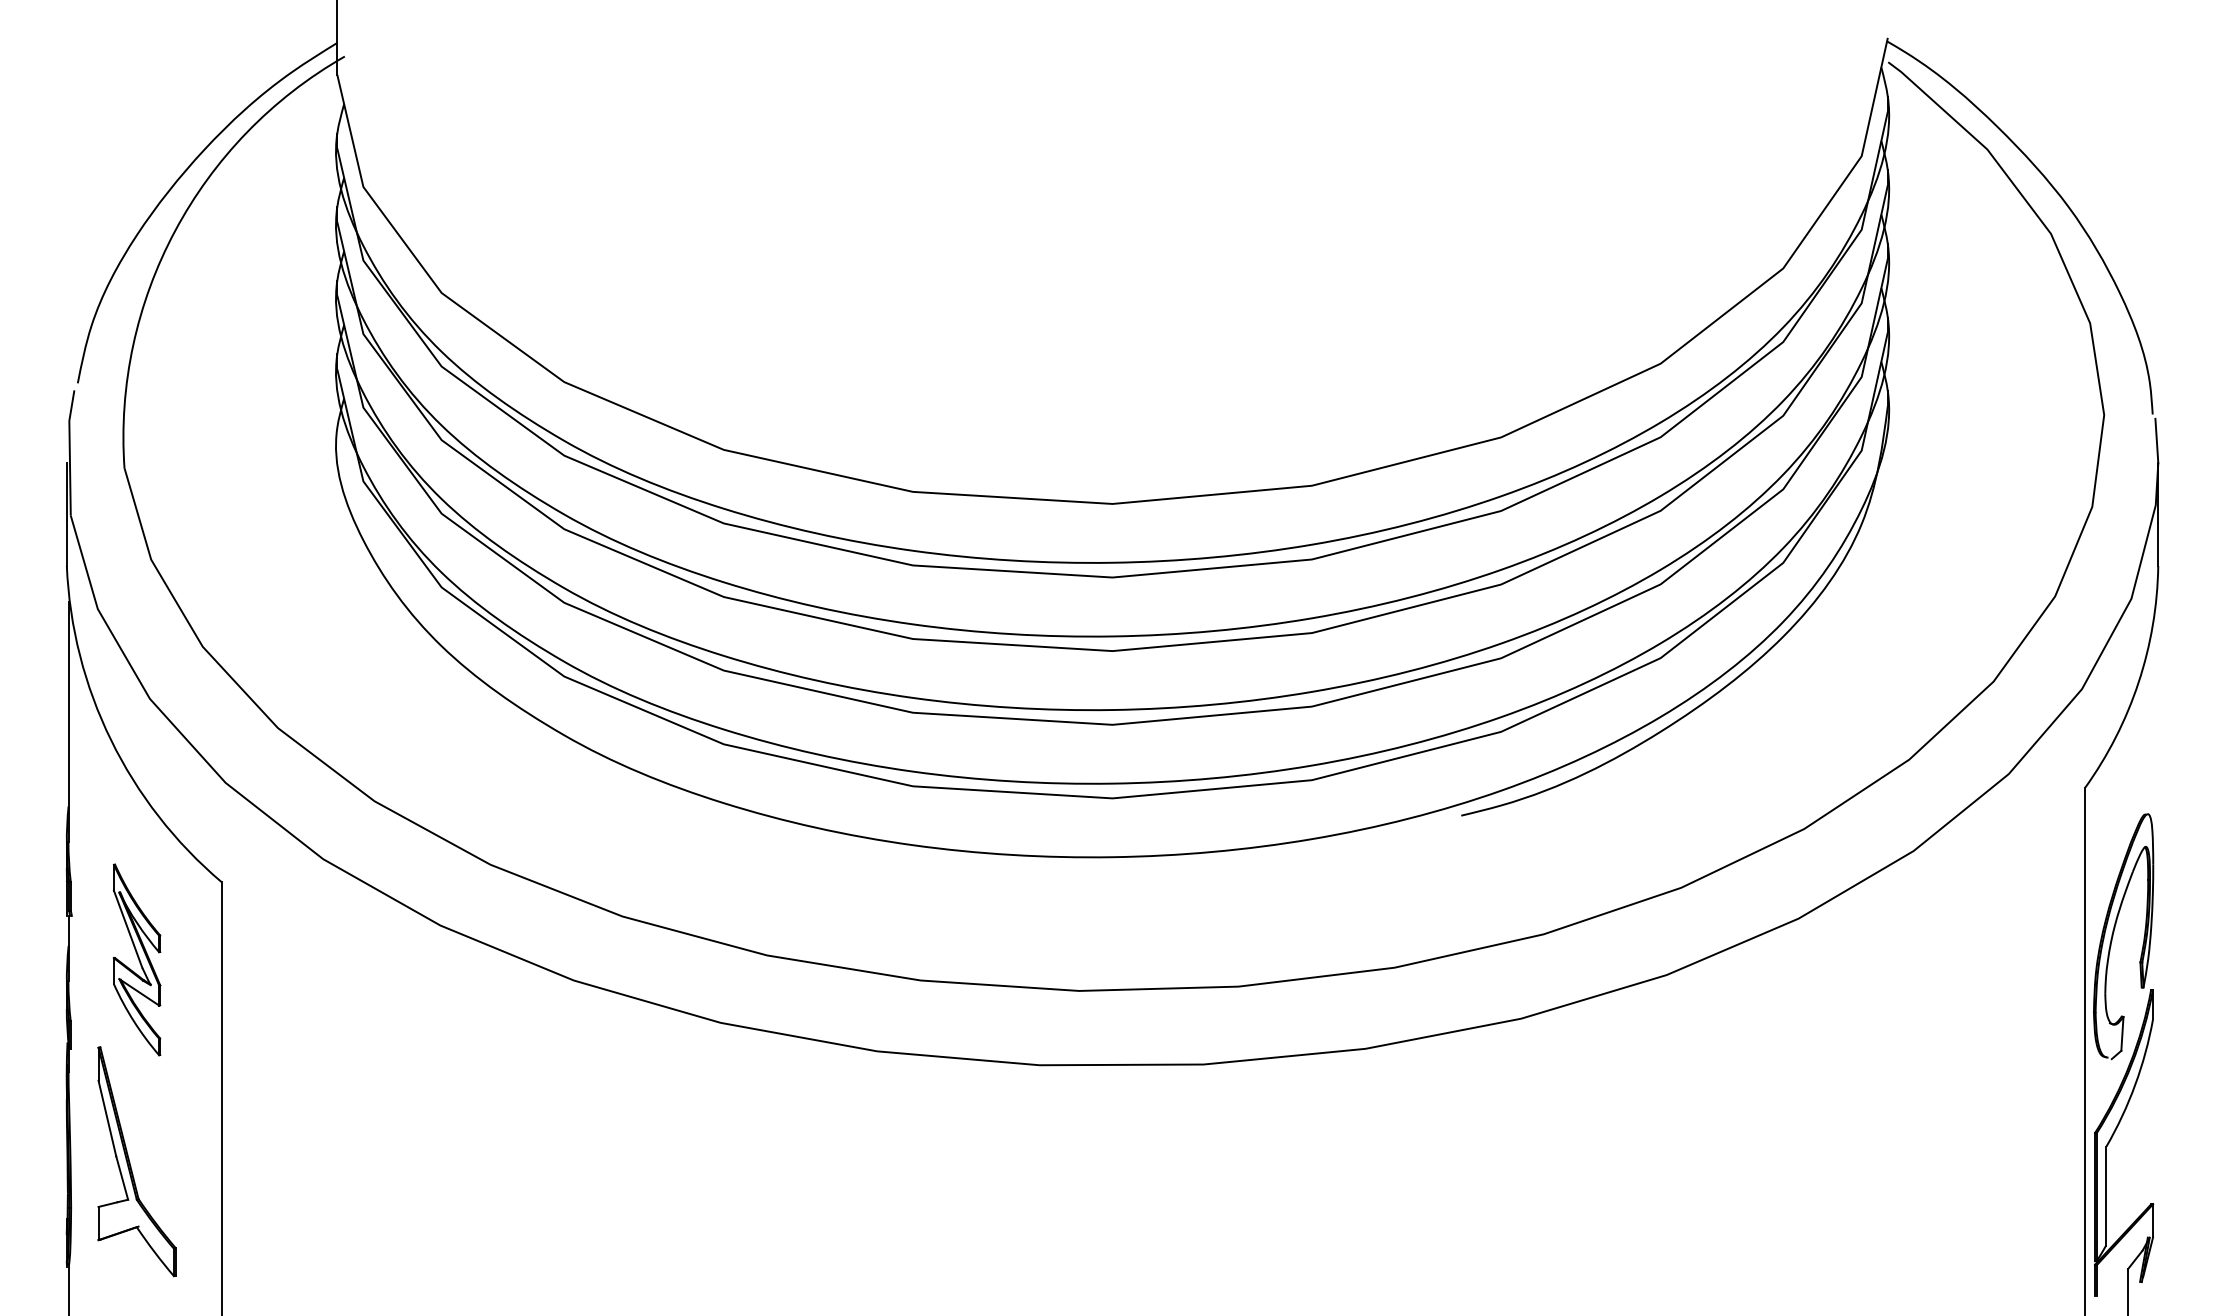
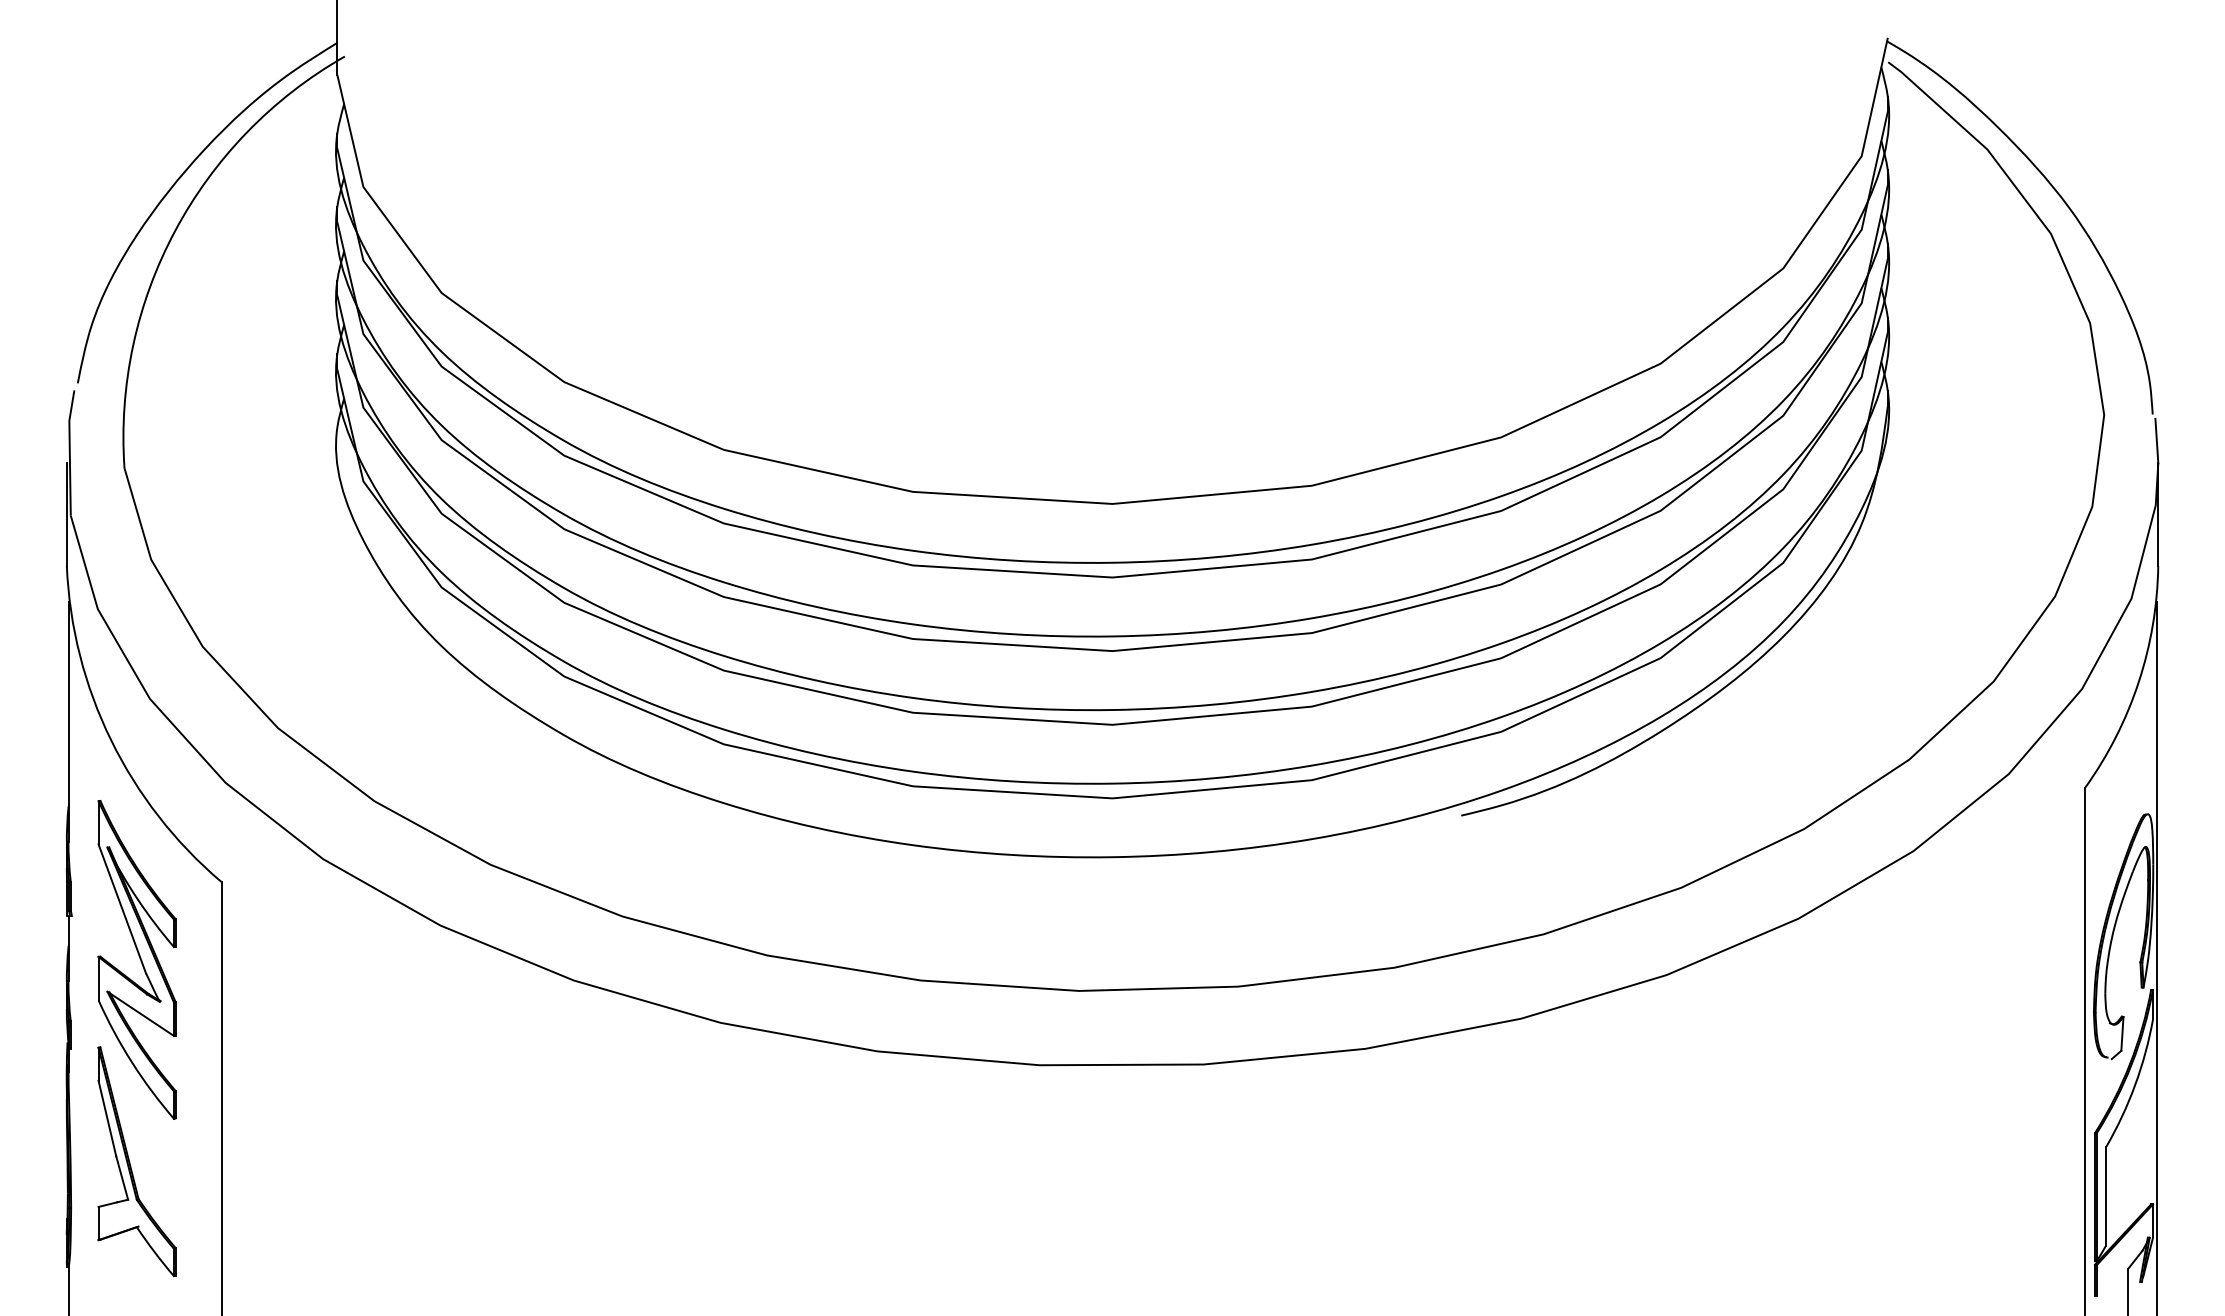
line: none -> present (2156, 956)
part size: 50x194 px -> 80x320 px (136, 959)
